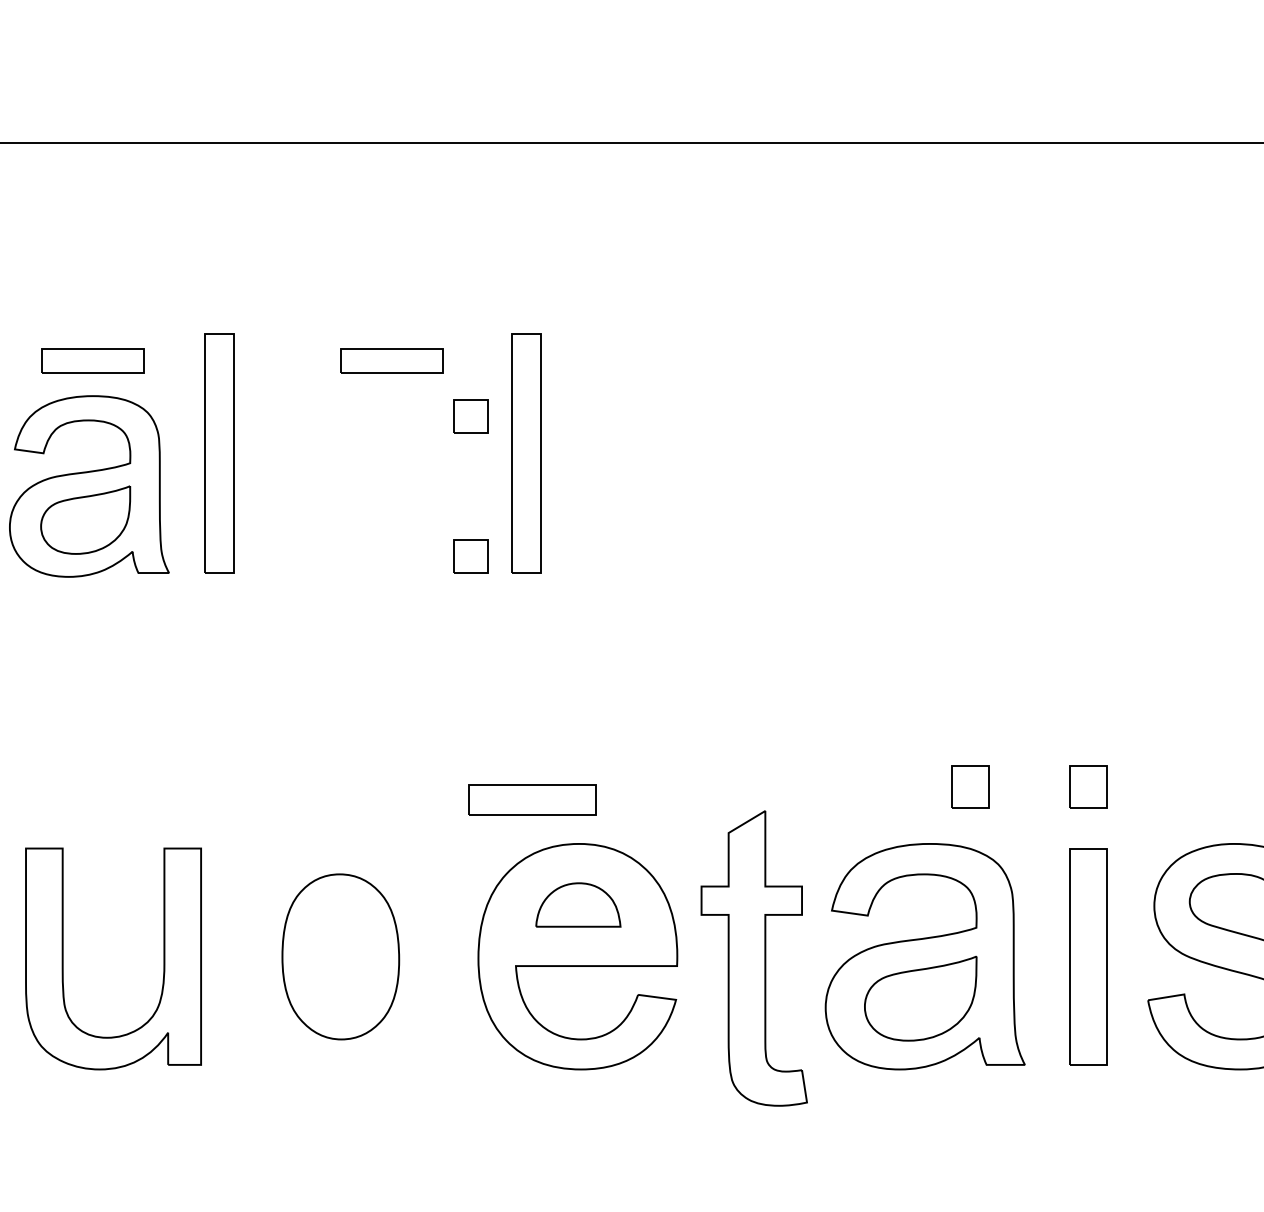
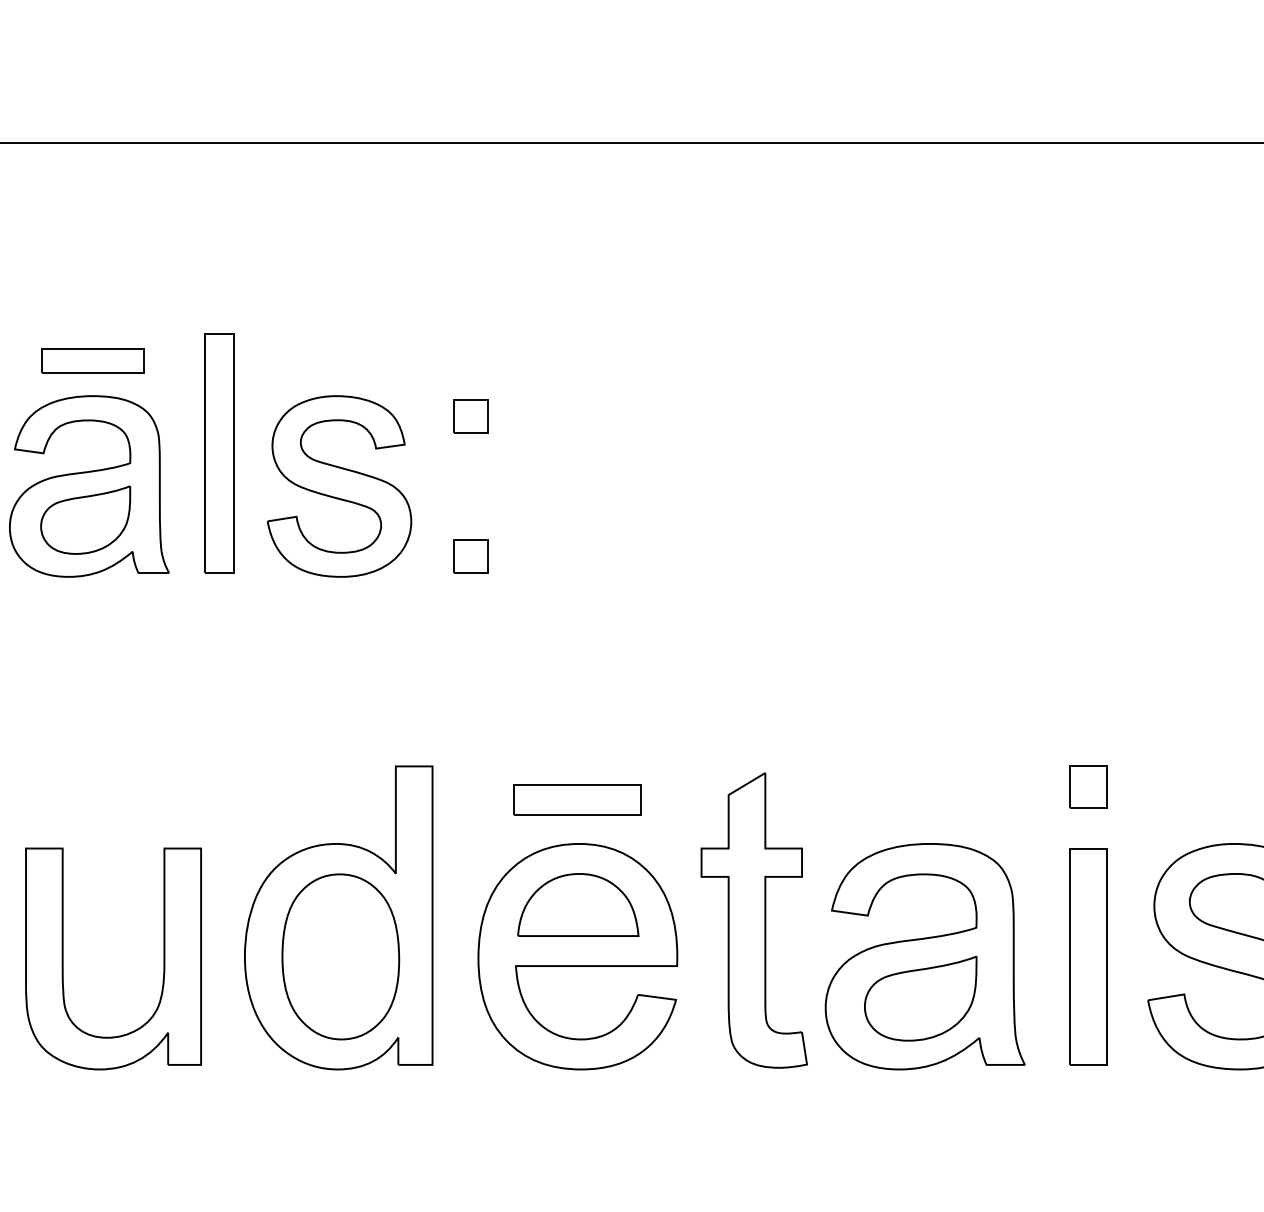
part: present -> none (391, 360)
part: present -> none (526, 453)
part: none -> present (339, 486)
part: present -> none (970, 786)
part position: (532, 799) -> (577, 799) (577, 799)
part size: 87x46 px -> 123x64 px (578, 904)
part: none -> present (338, 917)
part position: (753, 958) -> (753, 920) (753, 920)
